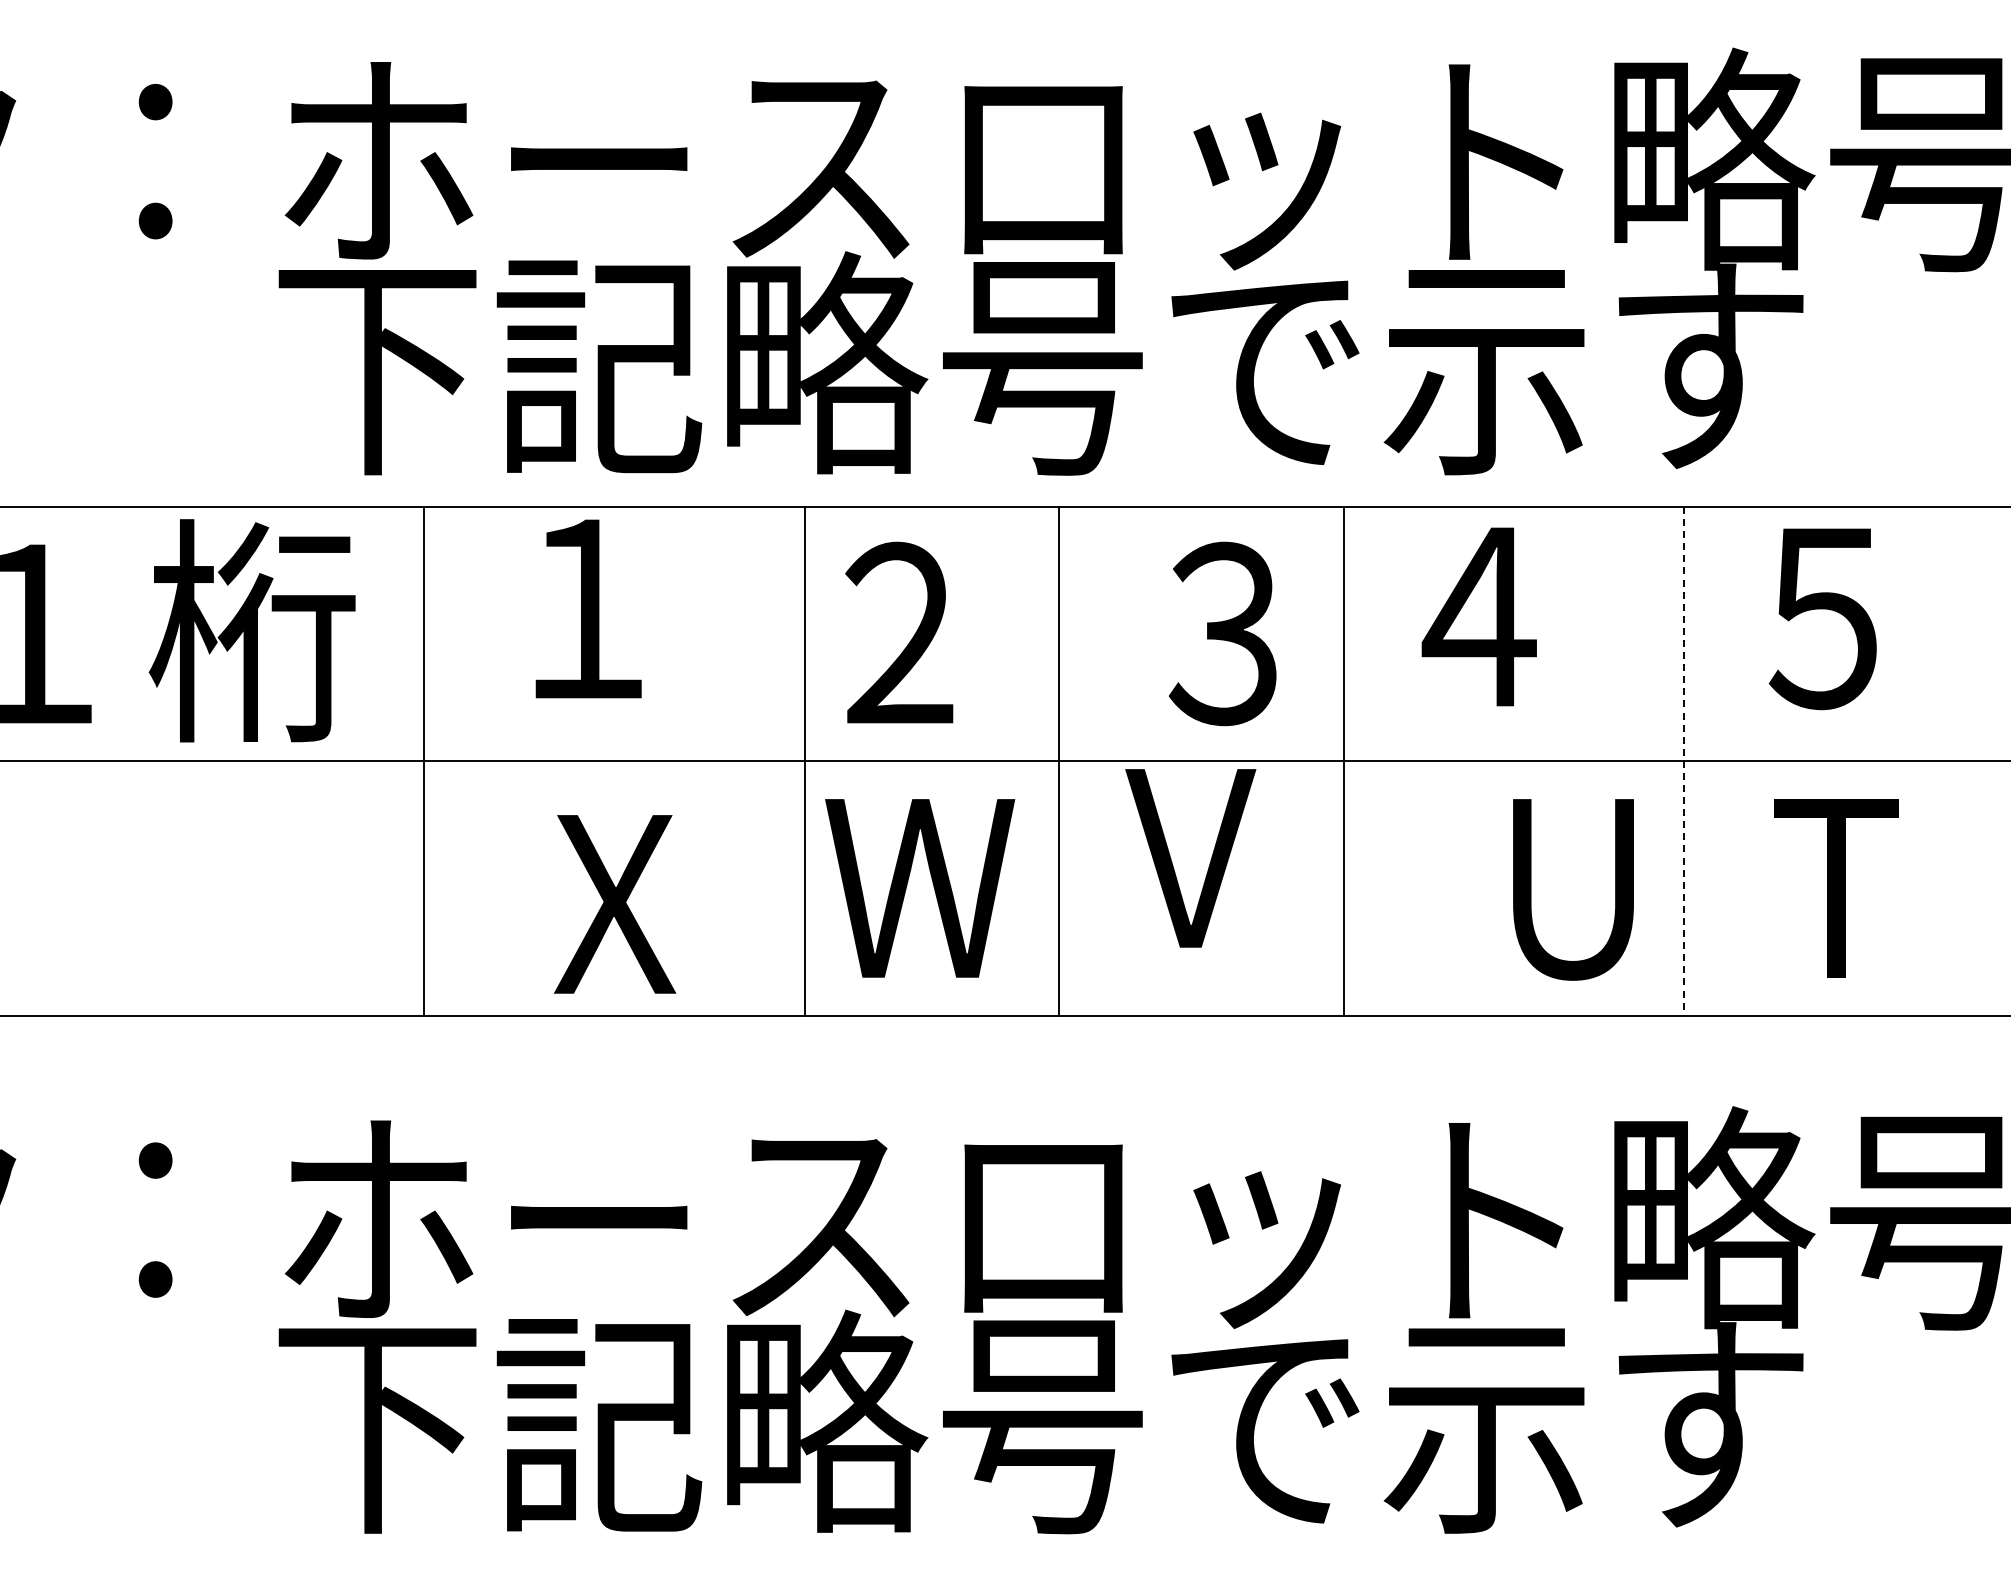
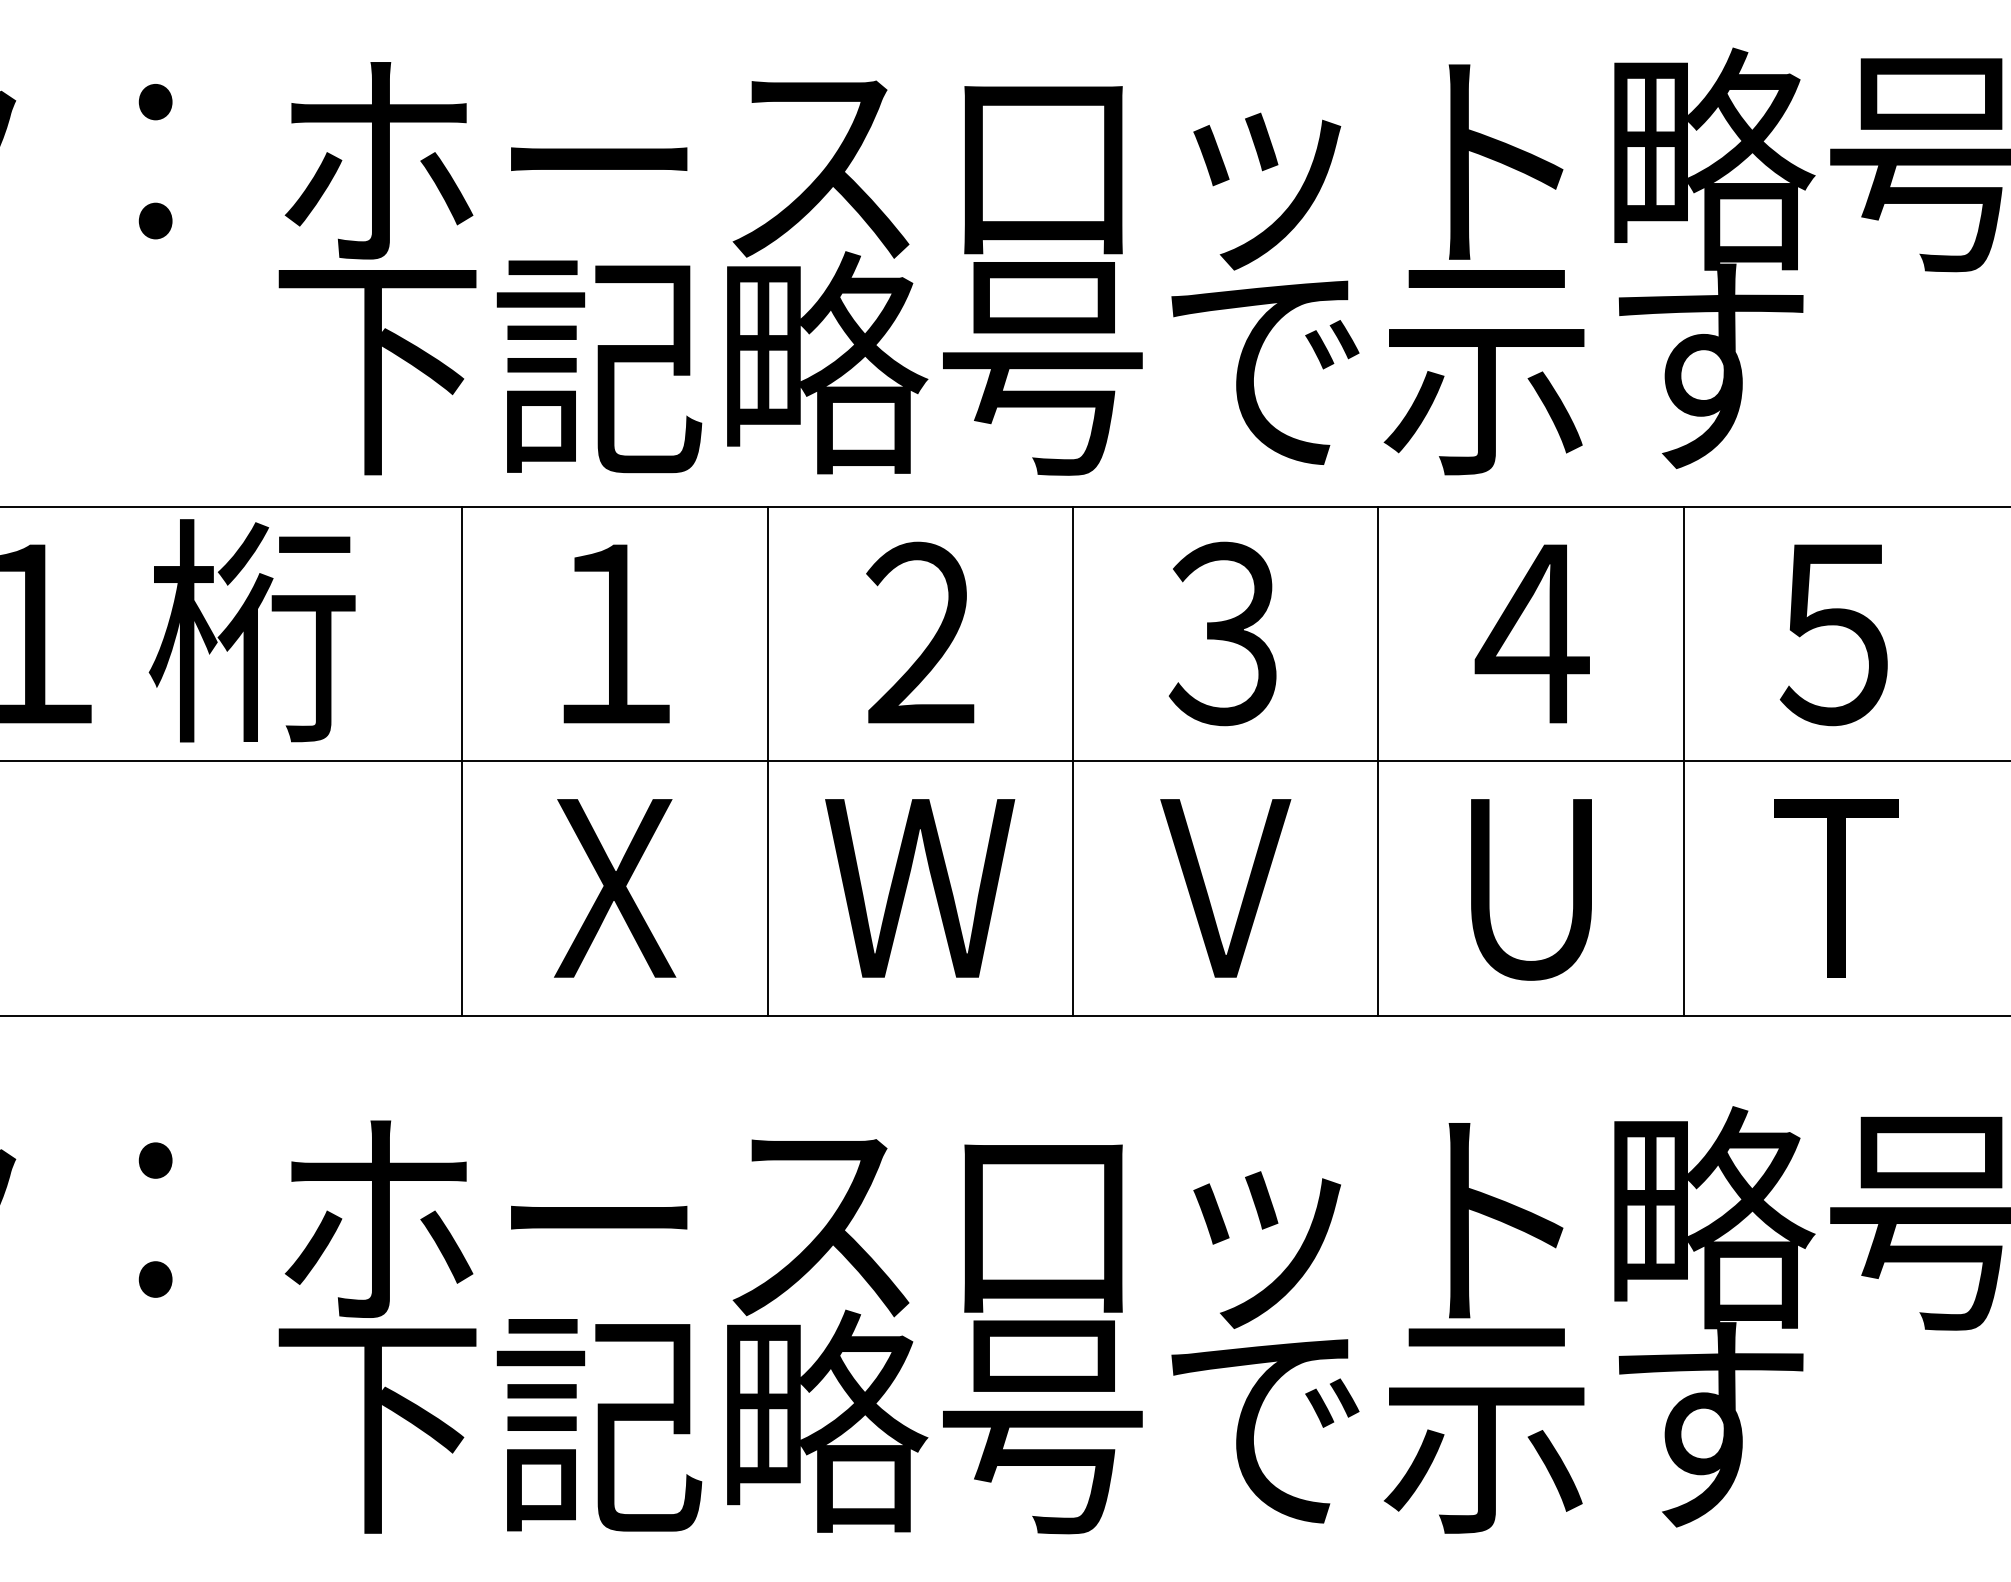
text position: (588, 608) -> (616, 633) (616, 633)
text position: (1478, 616) -> (1531, 633) (1531, 633)
text position: (1822, 619) -> (1833, 635) (1833, 635)
text position: (899, 632) -> (920, 632) (920, 632)
line position: (424, 761) -> (462, 761) (462, 761)
line position: (804, 761) -> (767, 761) (767, 761)
line position: (1059, 761) -> (1073, 761) (1073, 761)
line position: (1344, 761) -> (1378, 761) (1378, 761)
line: dashed -> solid (1683, 761)
text position: (1190, 858) -> (1225, 888) (1225, 888)
text position: (1573, 889) -> (1531, 889) (1531, 889)
text position: (615, 904) -> (615, 888) (615, 888)
